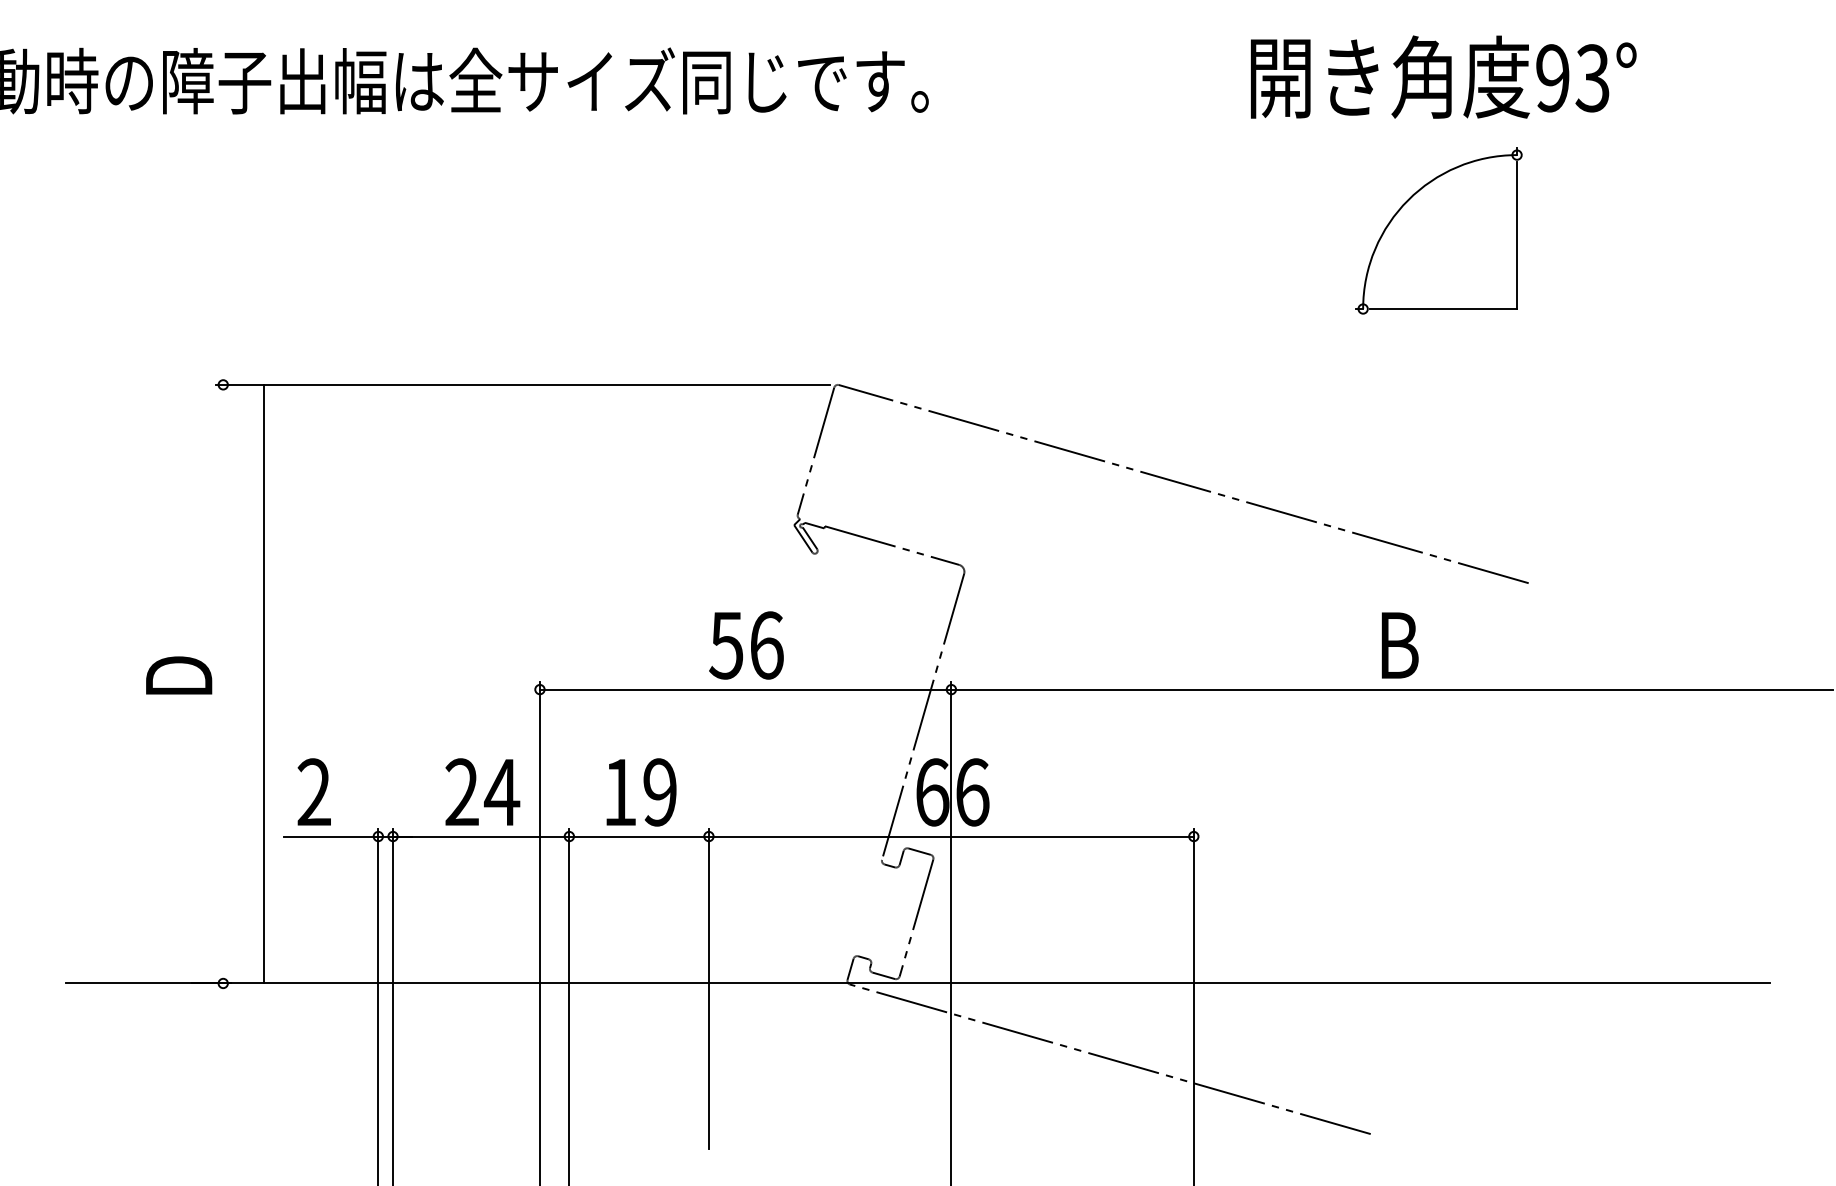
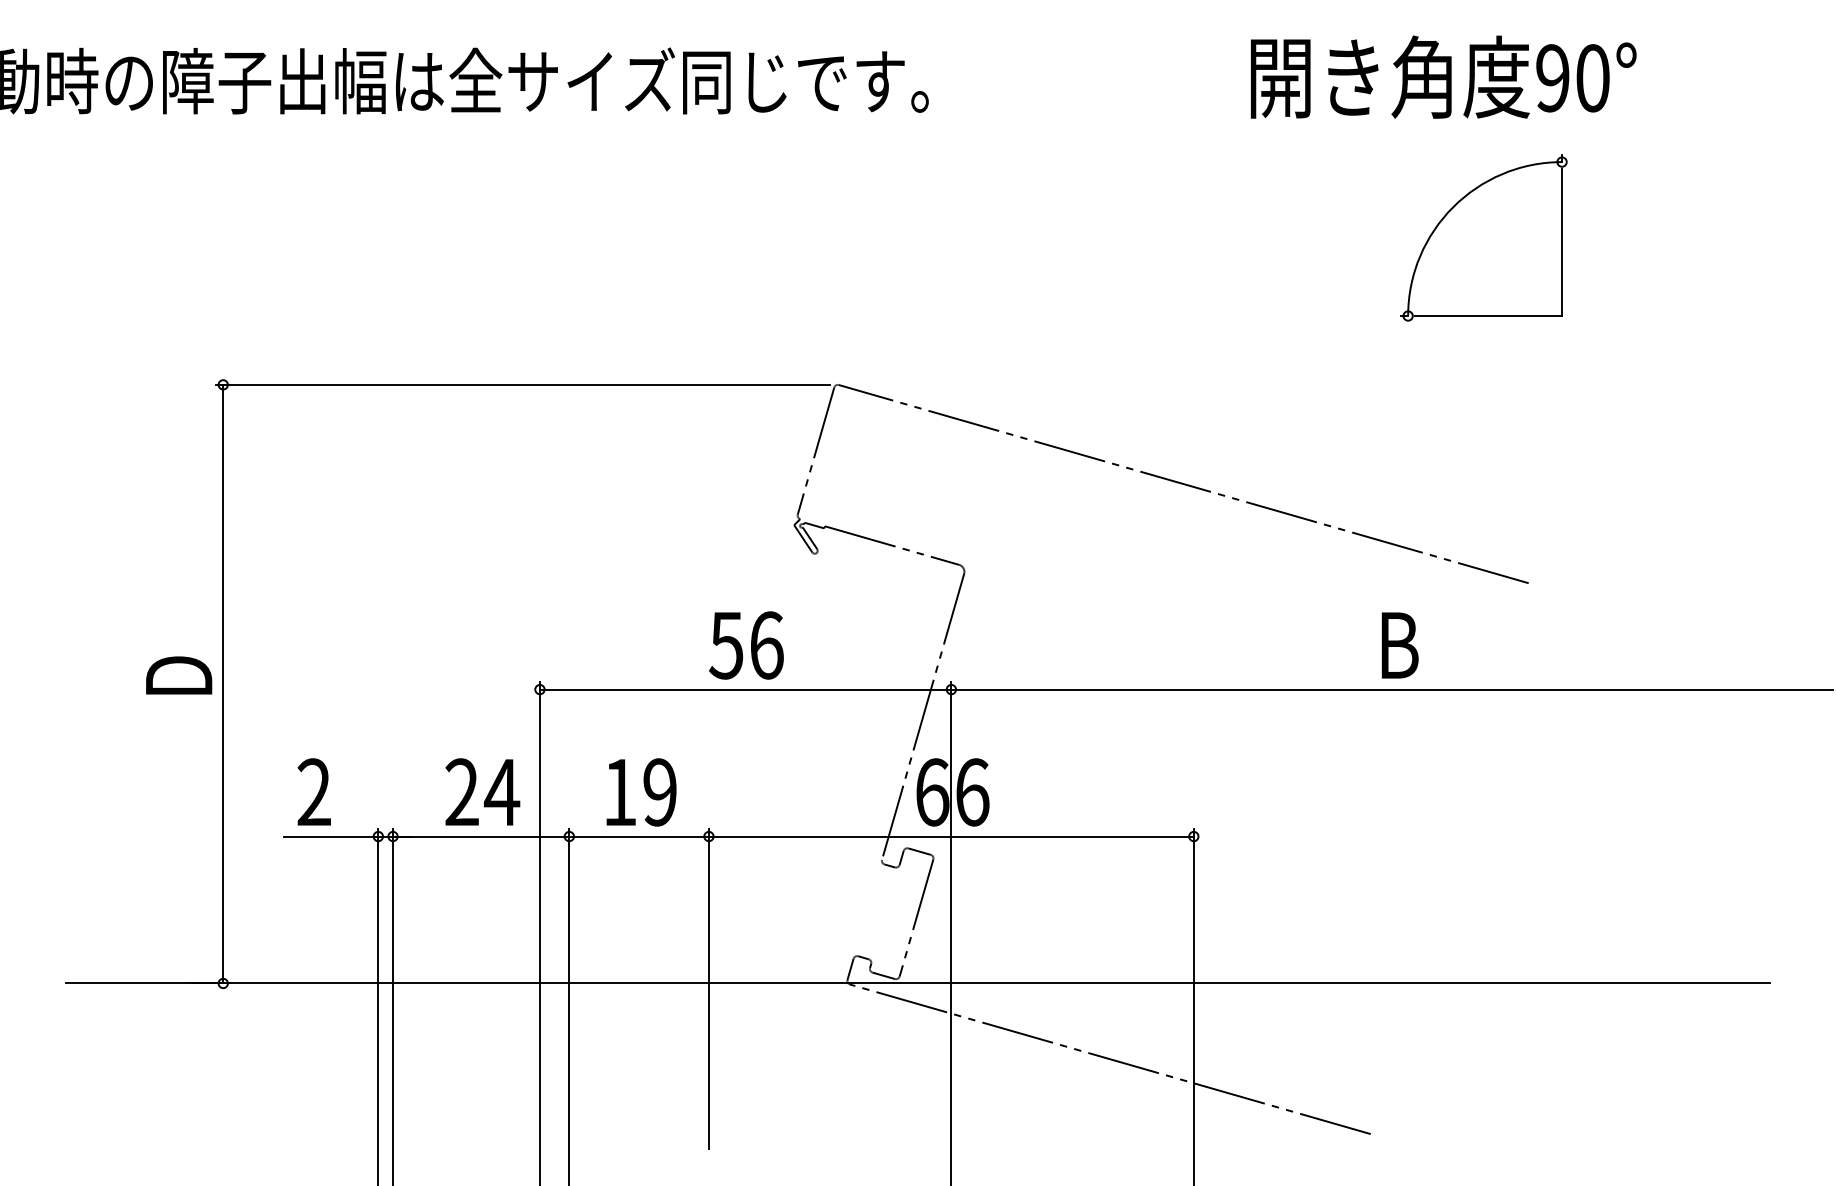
text: 93° -> 90° (1592, 78)
part position: (1438, 230) -> (1483, 237) (1483, 237)
line position: (264, 683) -> (223, 683) (223, 683)
